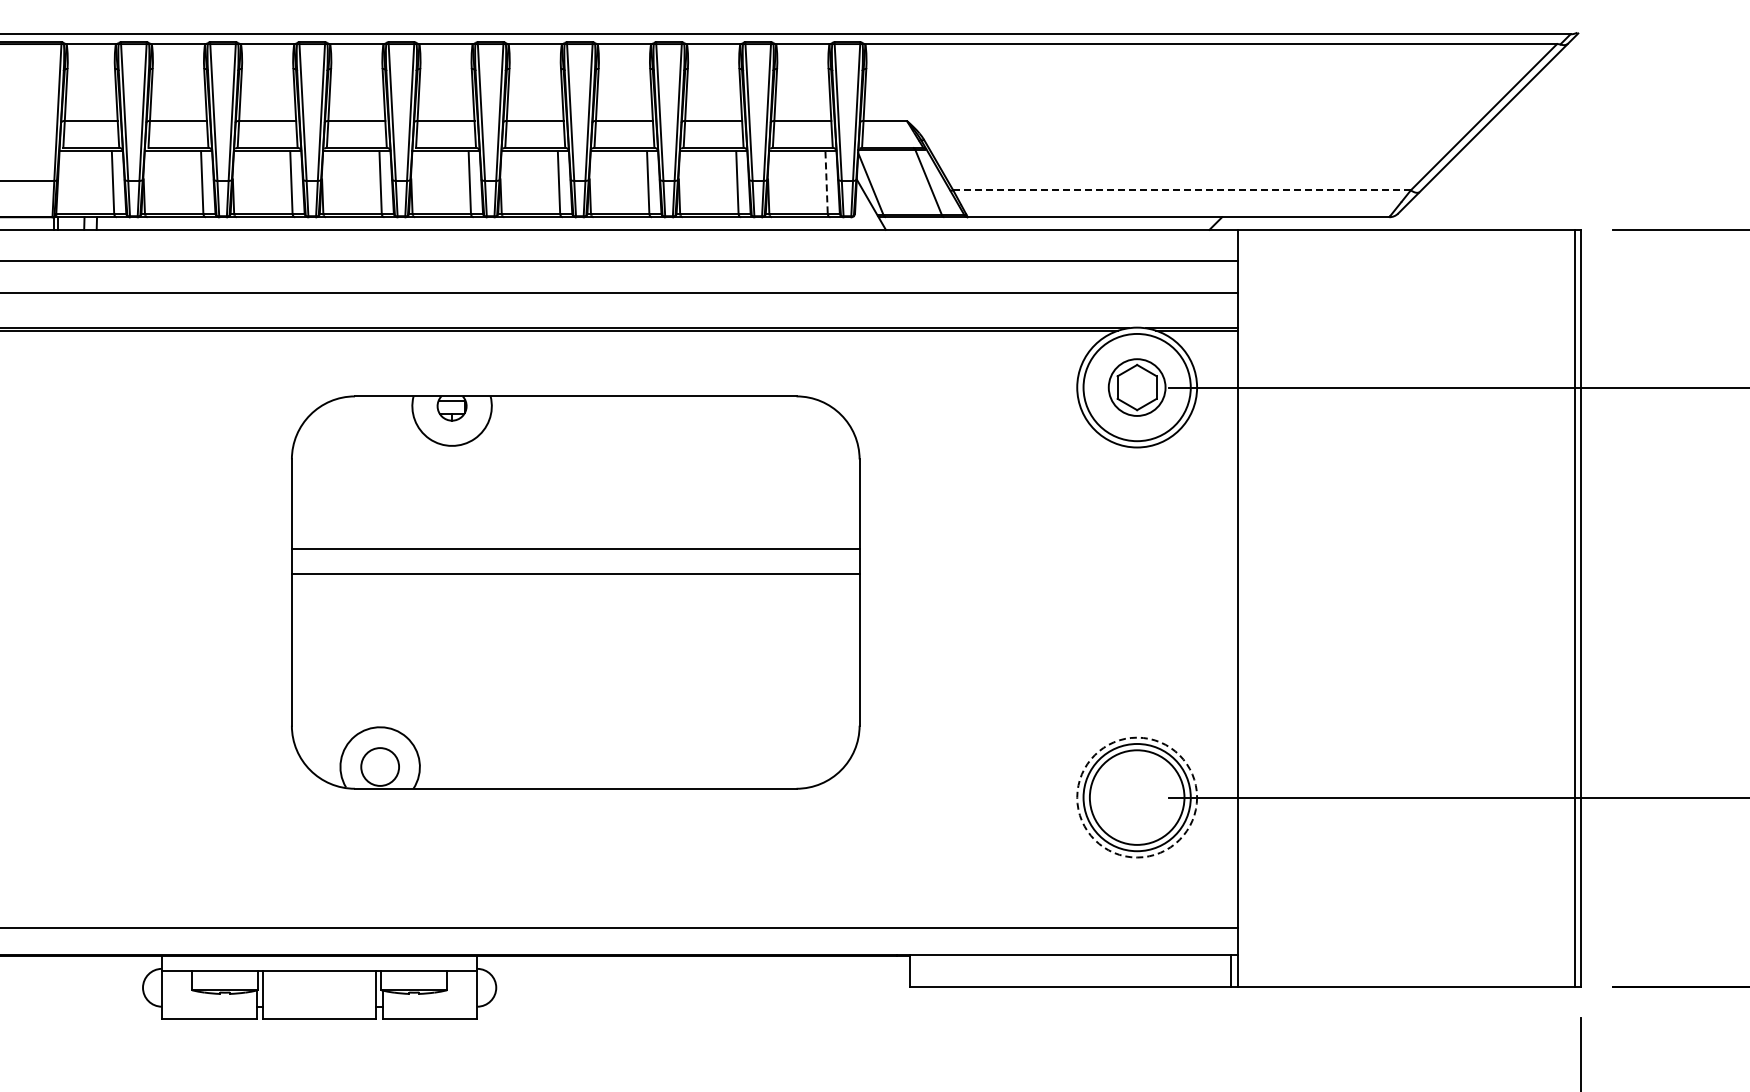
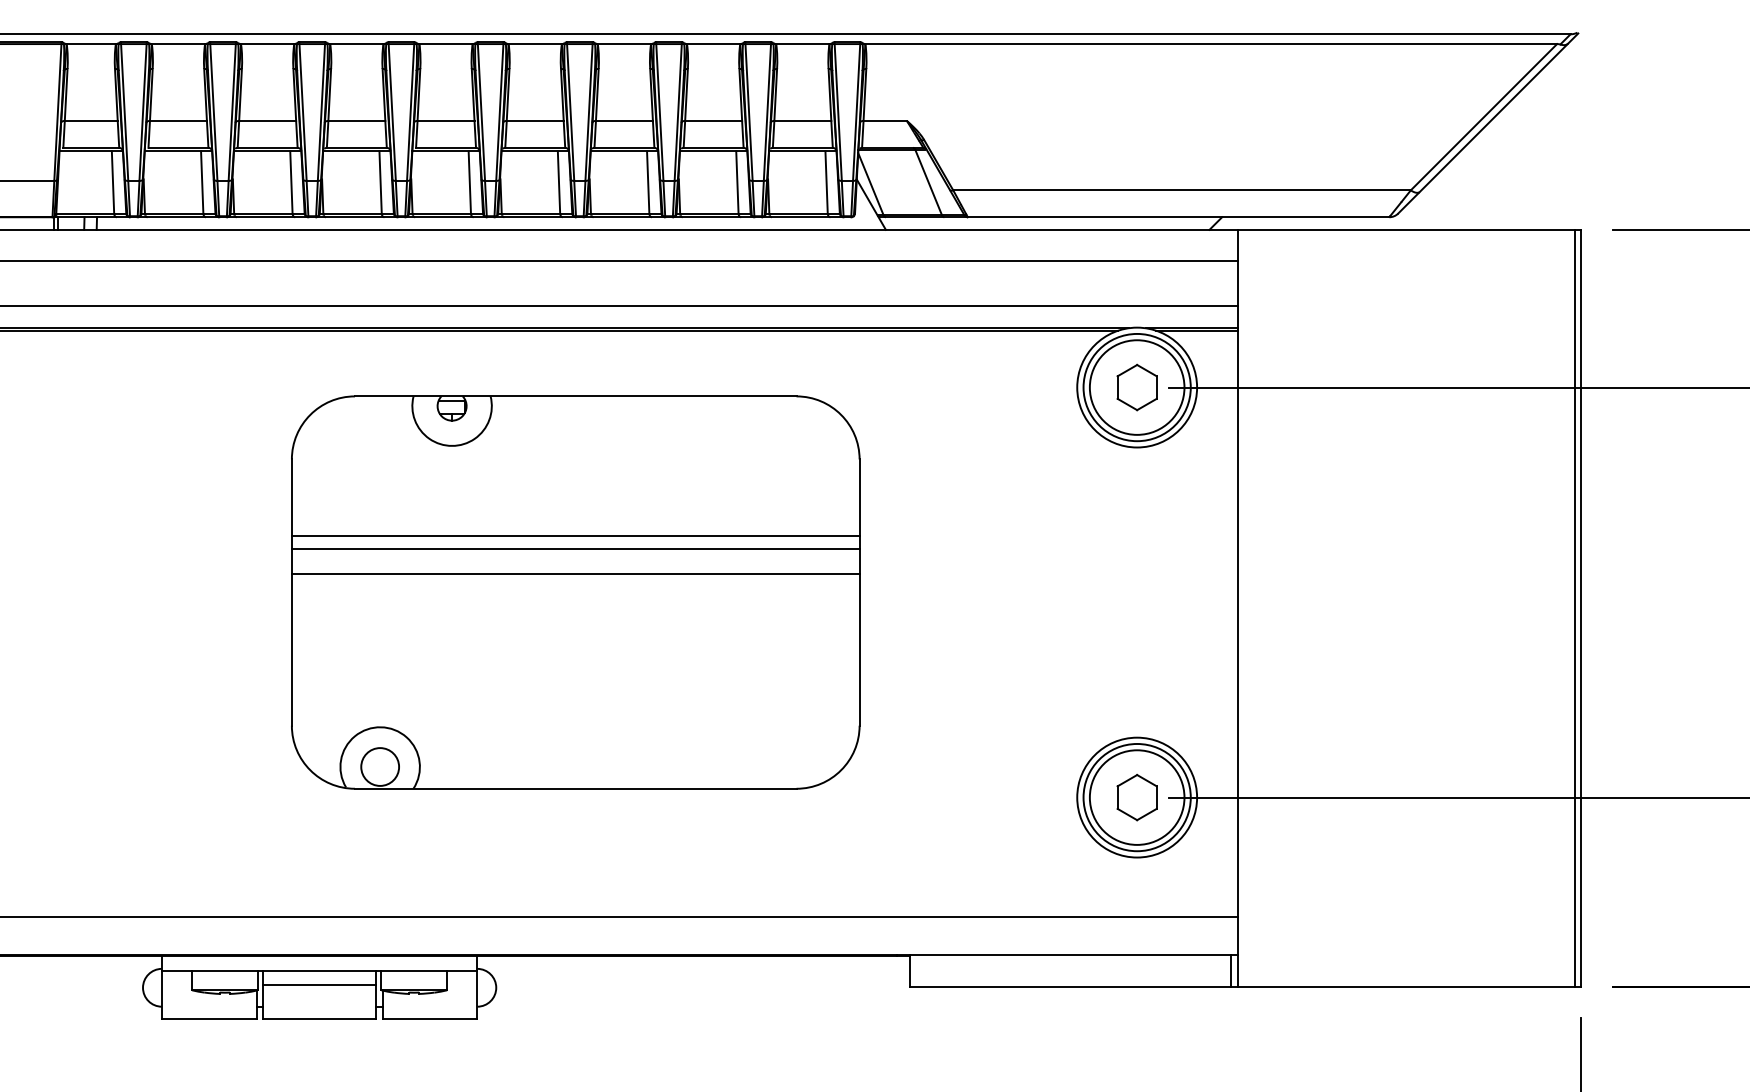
line: dashed -> solid (826, 183)
line: dashed -> solid (1182, 190)
line position: (620, 292) -> (620, 305) (620, 305)
circle diameter: 57 px -> 95 px (1136, 387)
line: none -> present (575, 536)
part: none -> present (1136, 797)
circle: dashed -> solid (1137, 797)
line position: (620, 928) -> (620, 917) (620, 917)
line: none -> present (319, 985)
